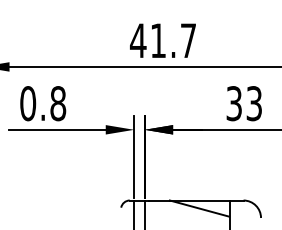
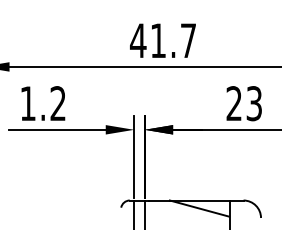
text: 0.8 -> 1.2 (43, 103)
text: 33 -> 23 (233, 103)
